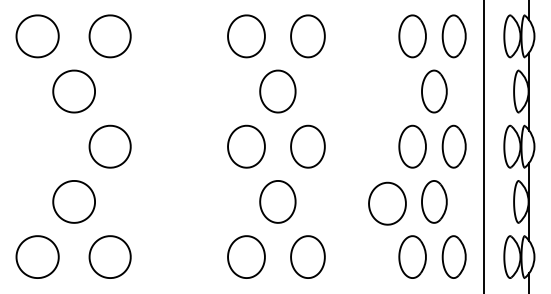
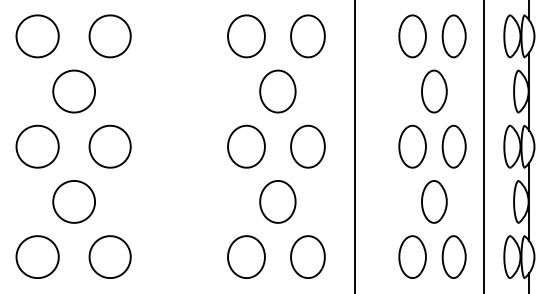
part: none -> present (37, 146)
line: none -> present (355, 146)
part: present -> none (387, 203)
